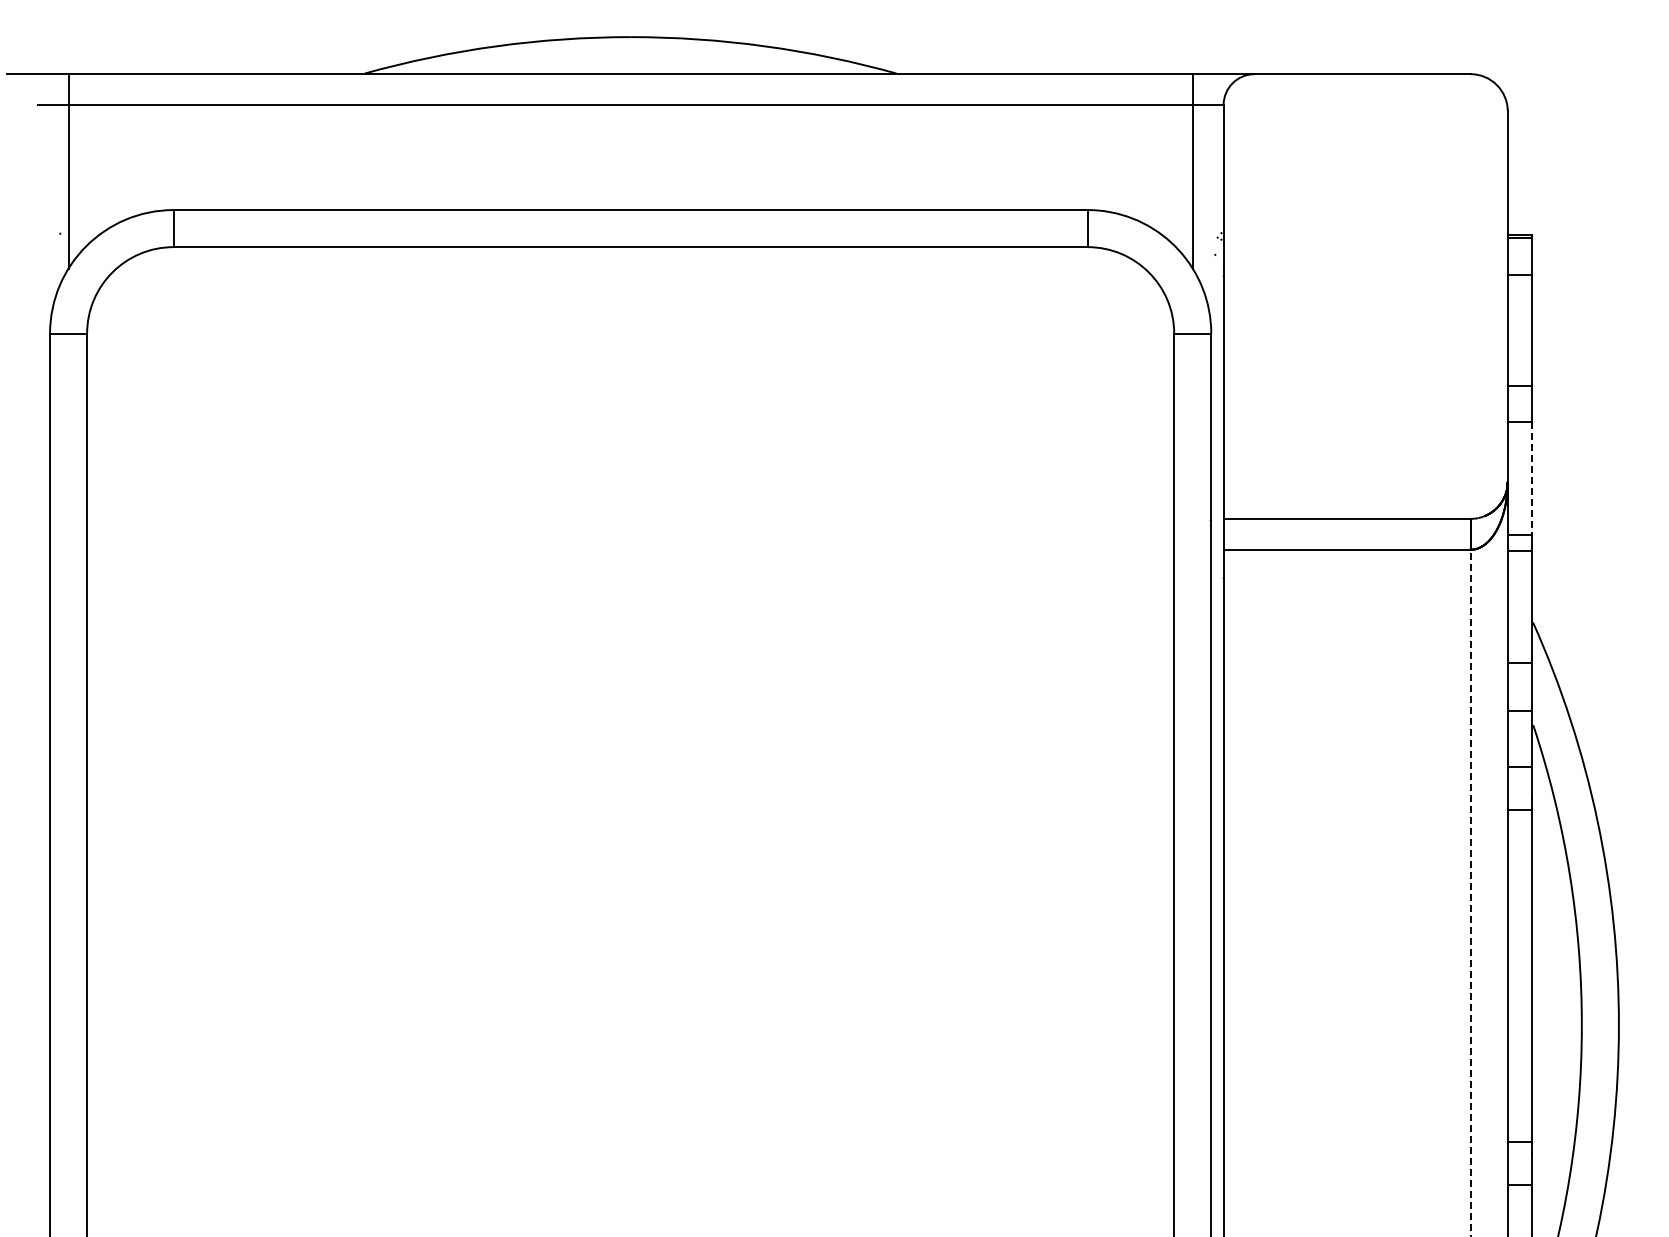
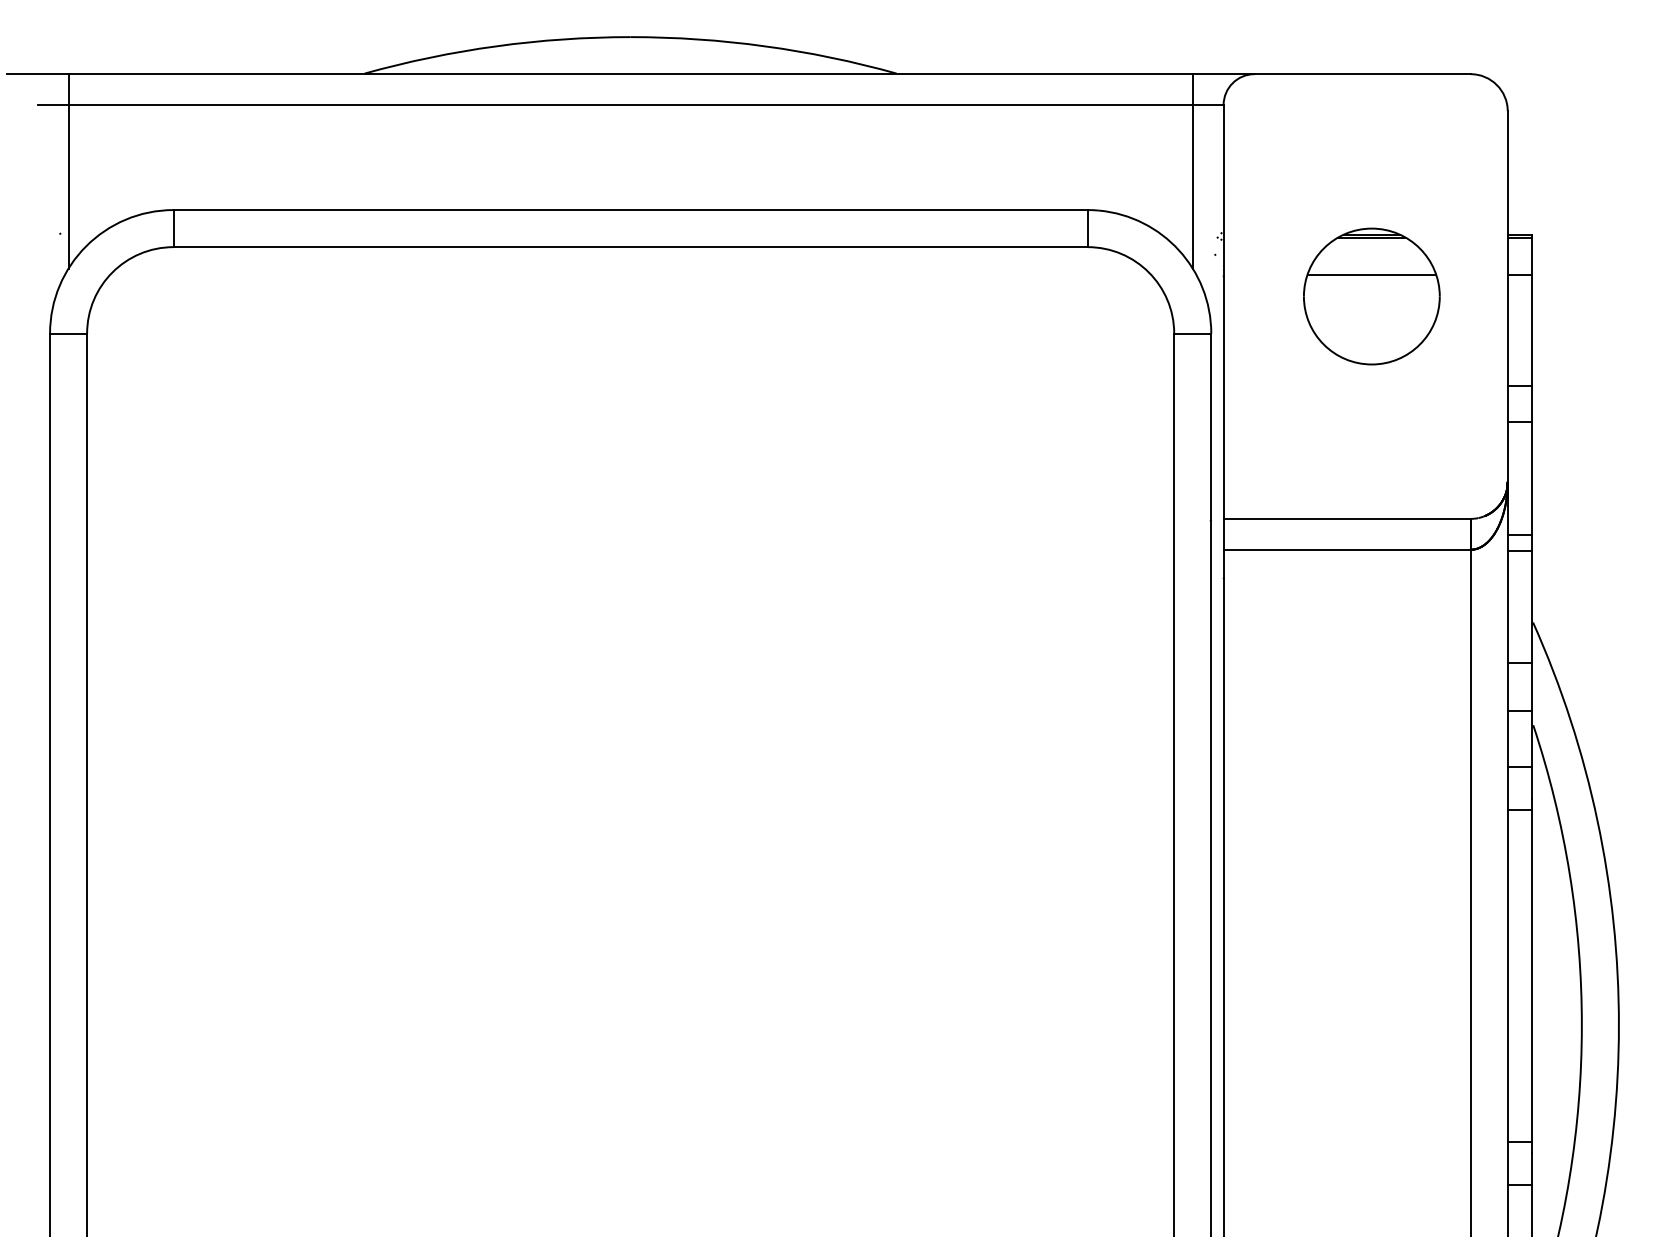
part: none -> present (1371, 296)
line: dashed -> solid (1532, 479)
line: dashed -> solid (1470, 892)
